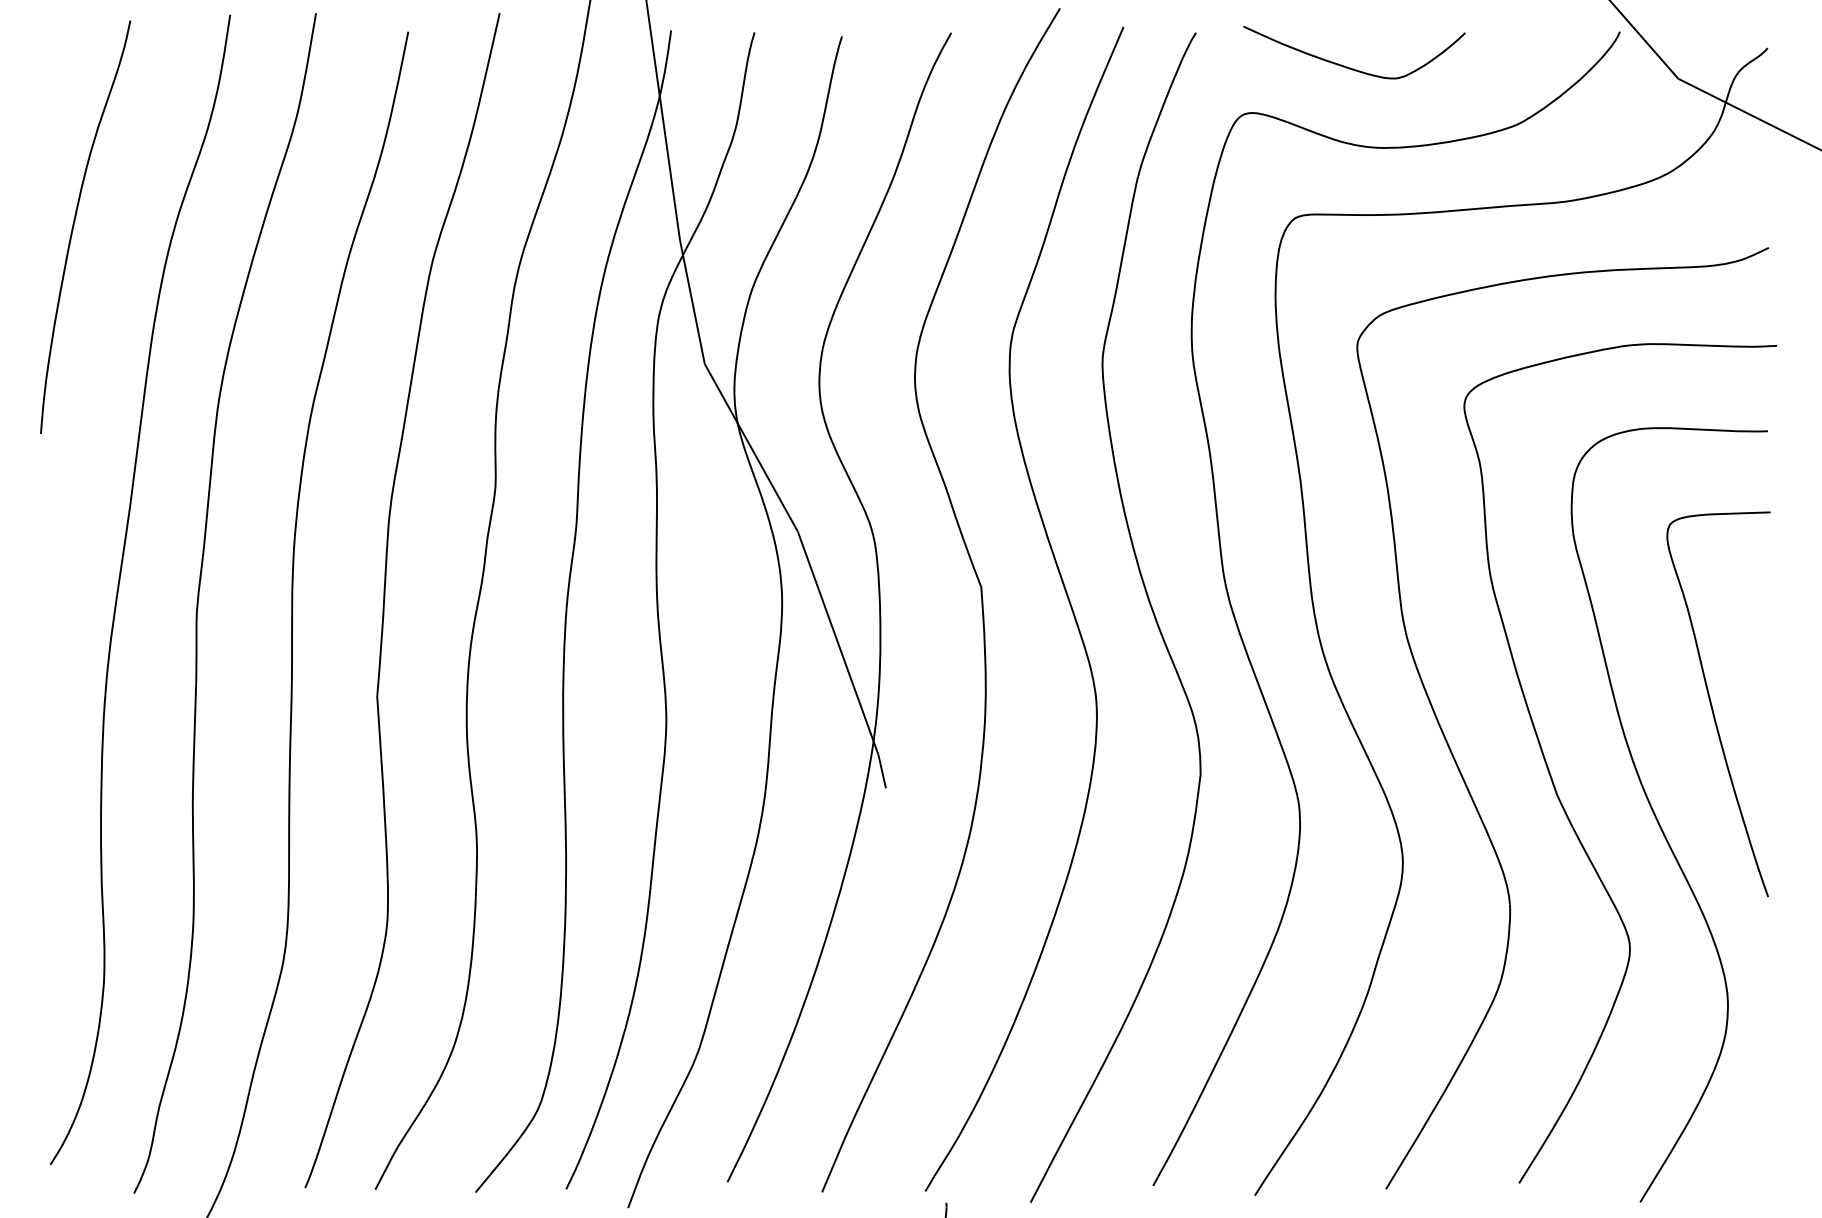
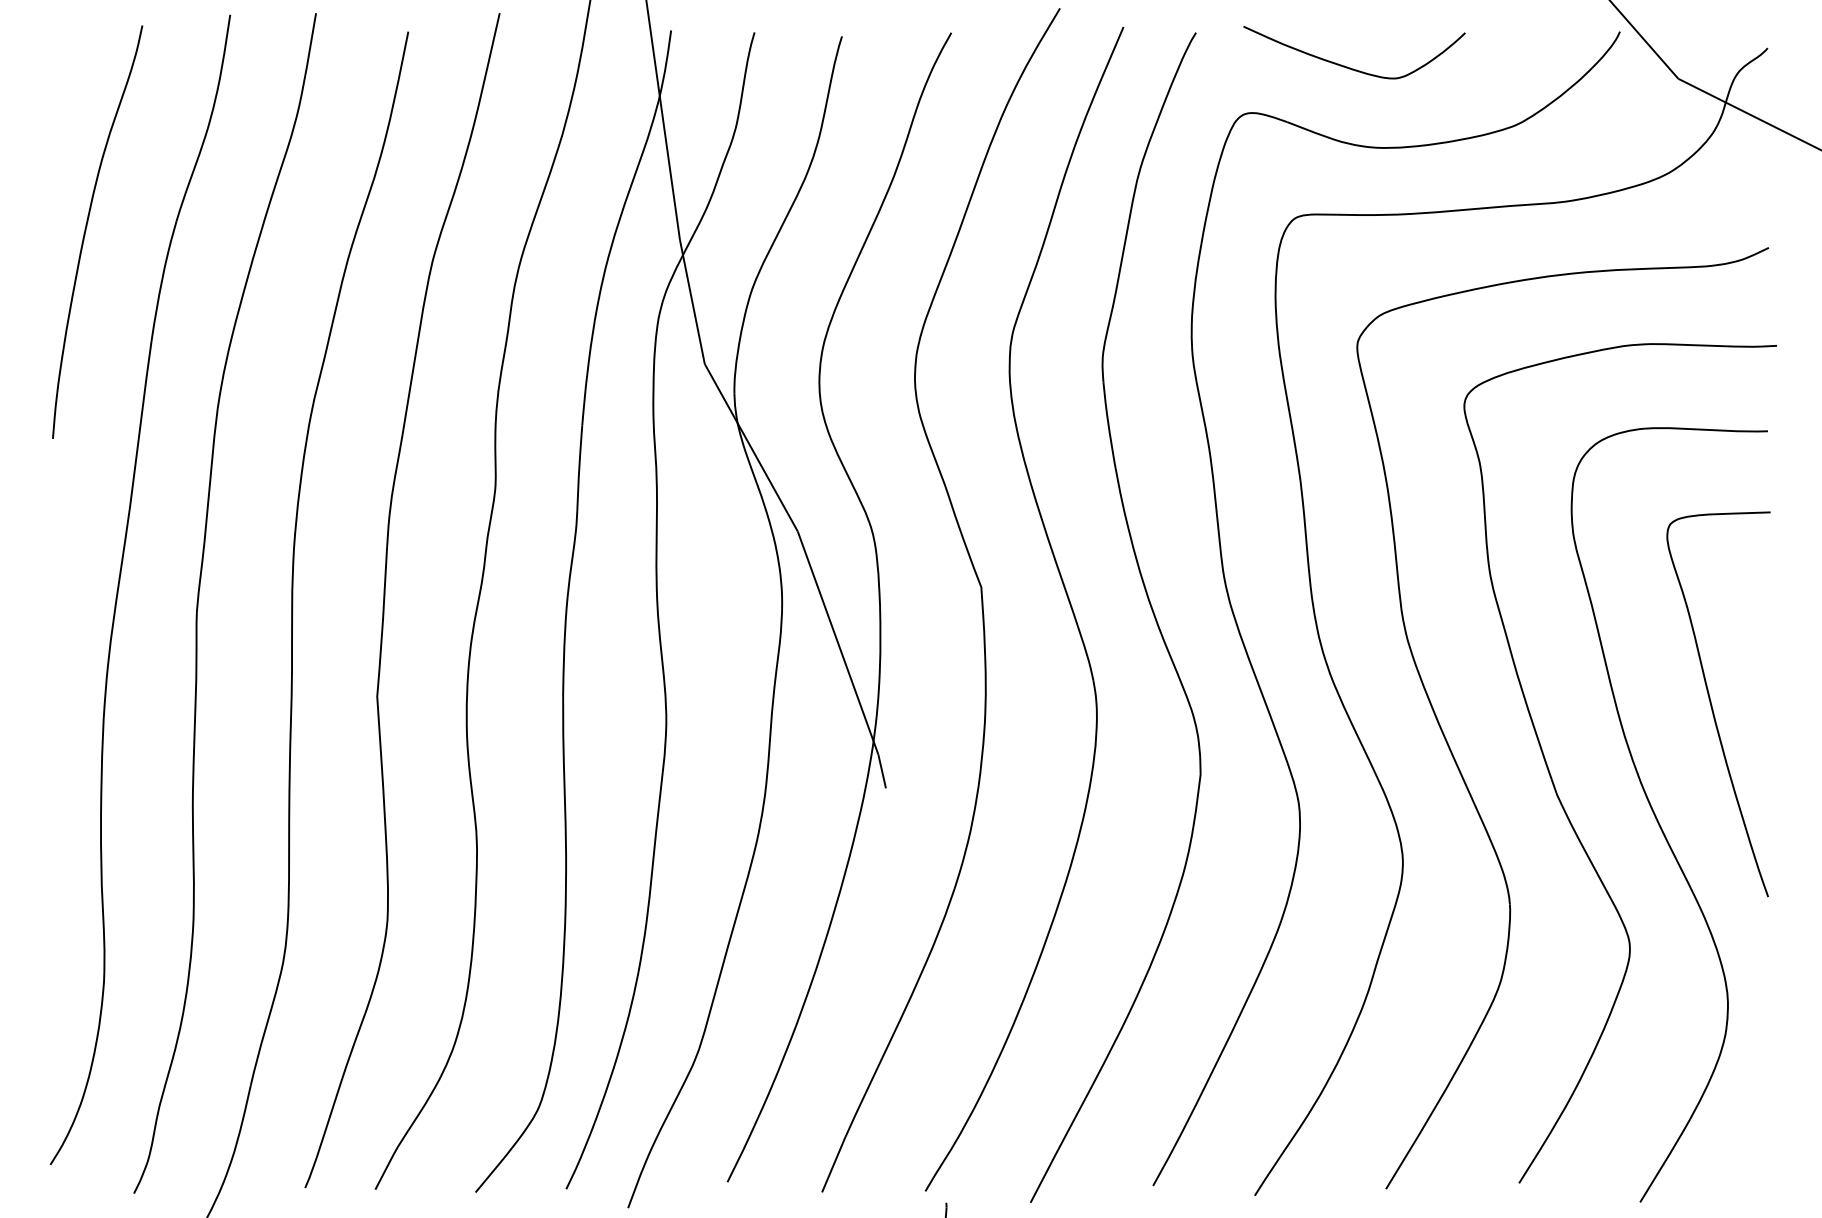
curve position: (74, 226) -> (86, 231) (86, 231)
